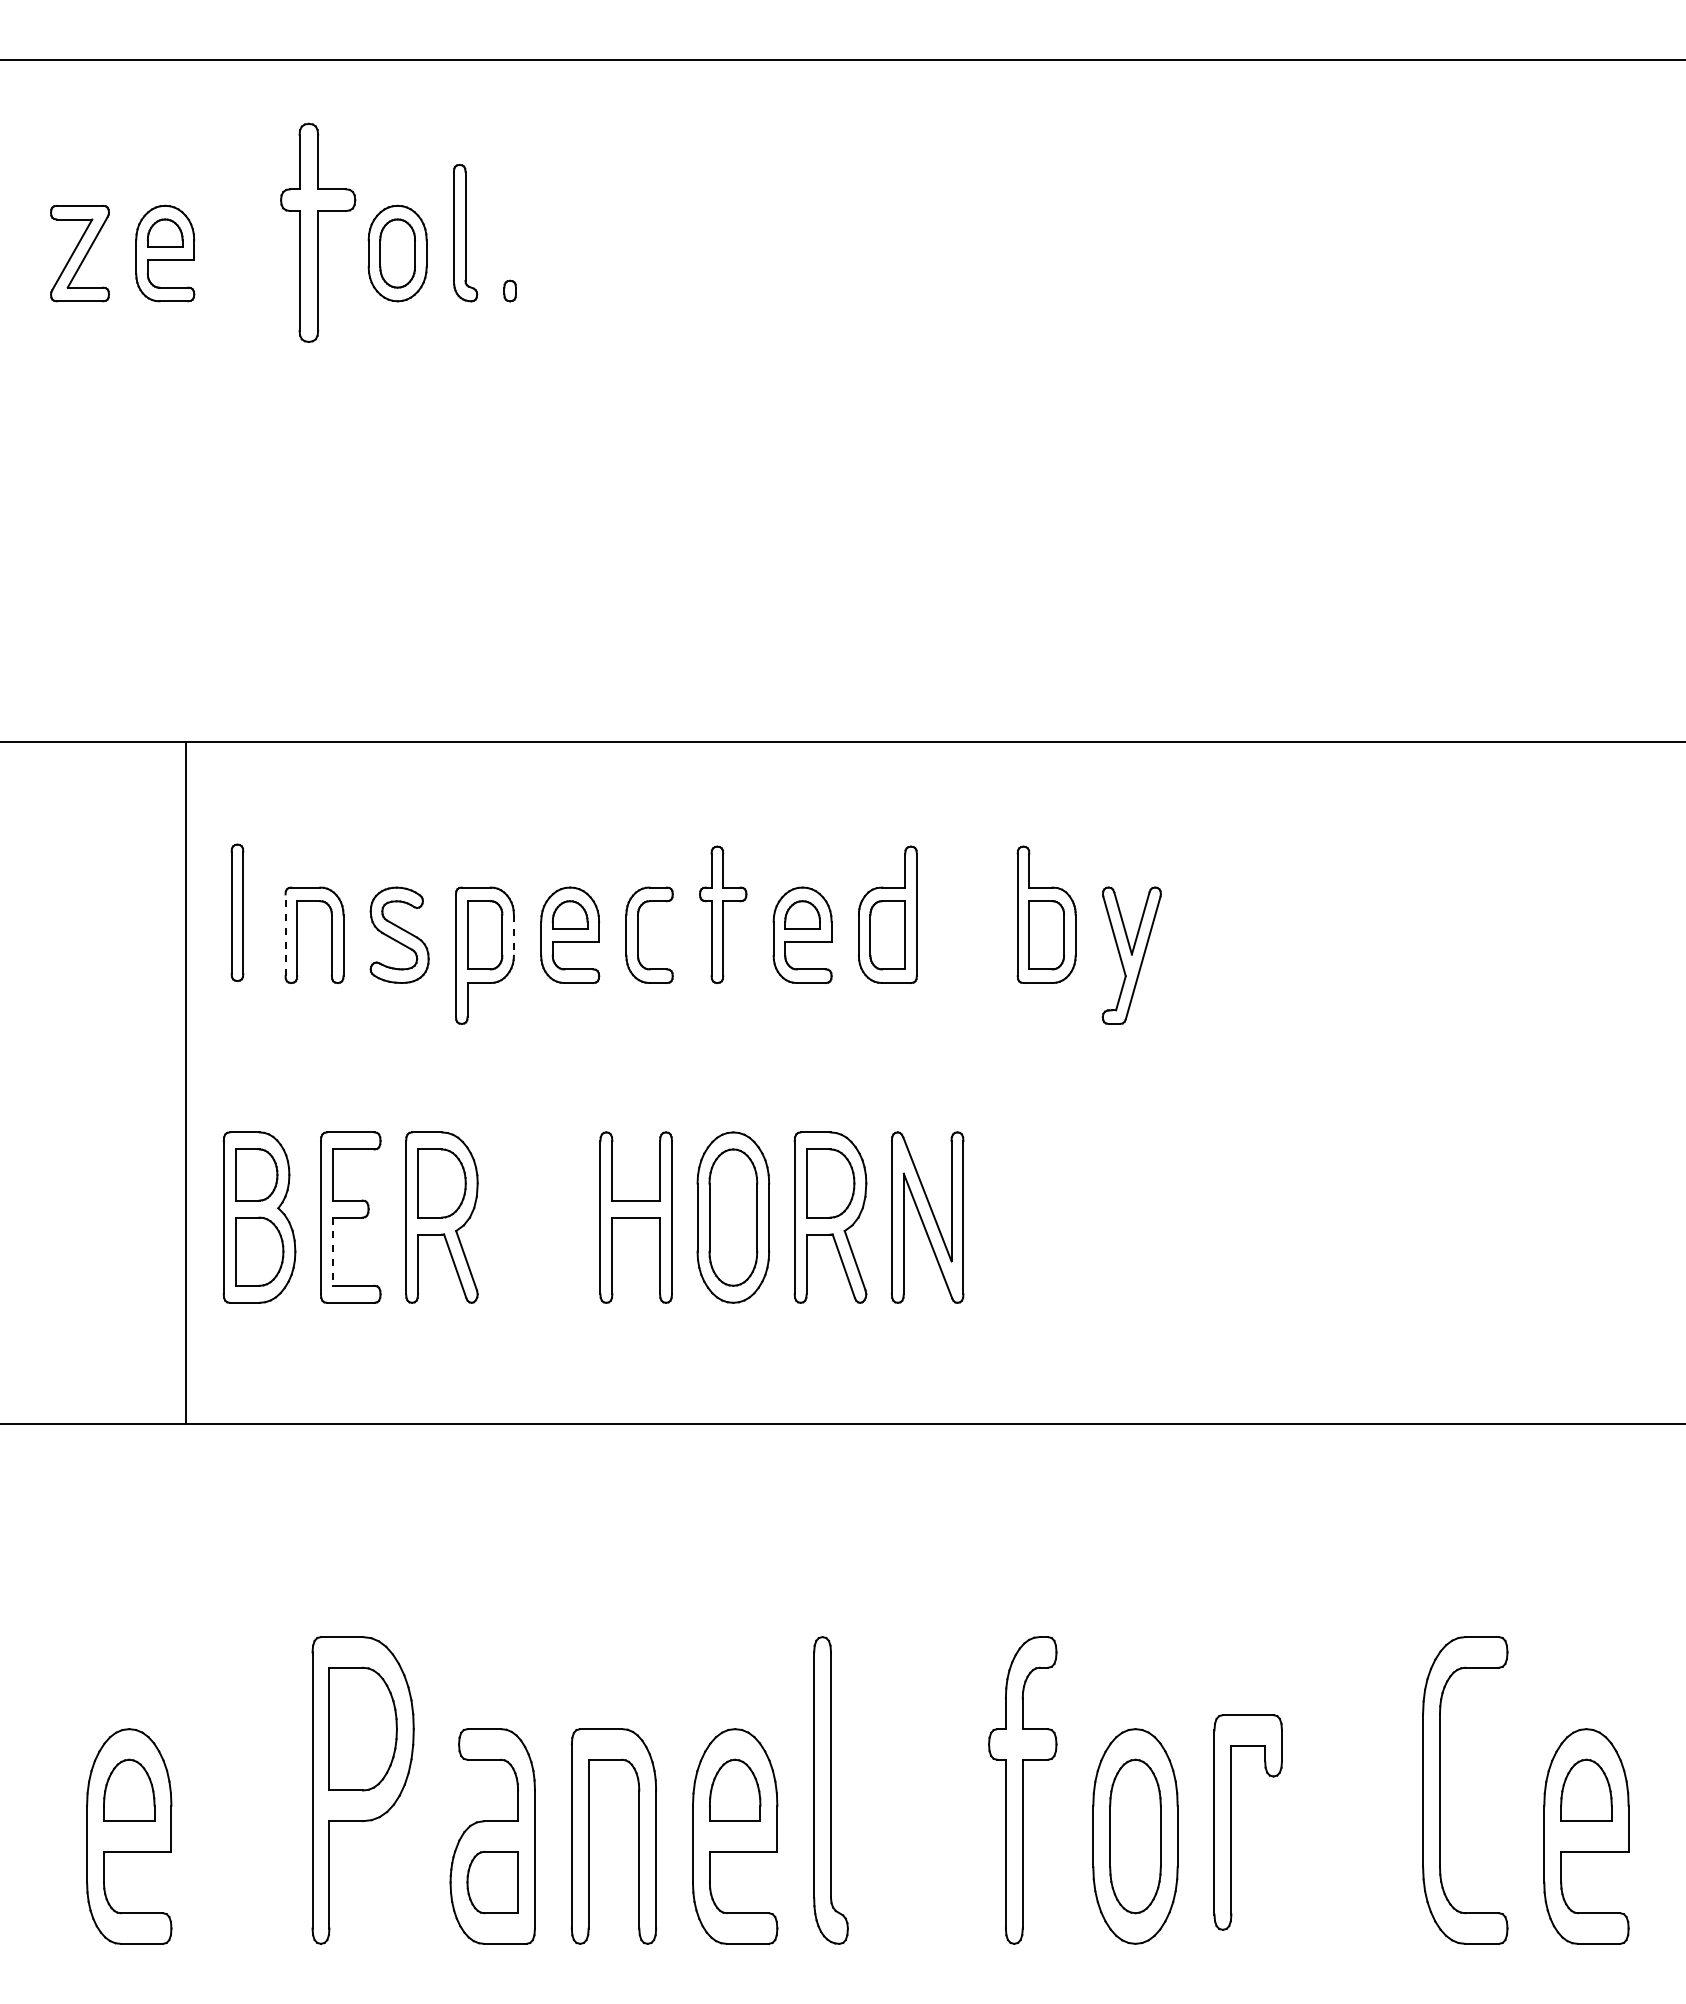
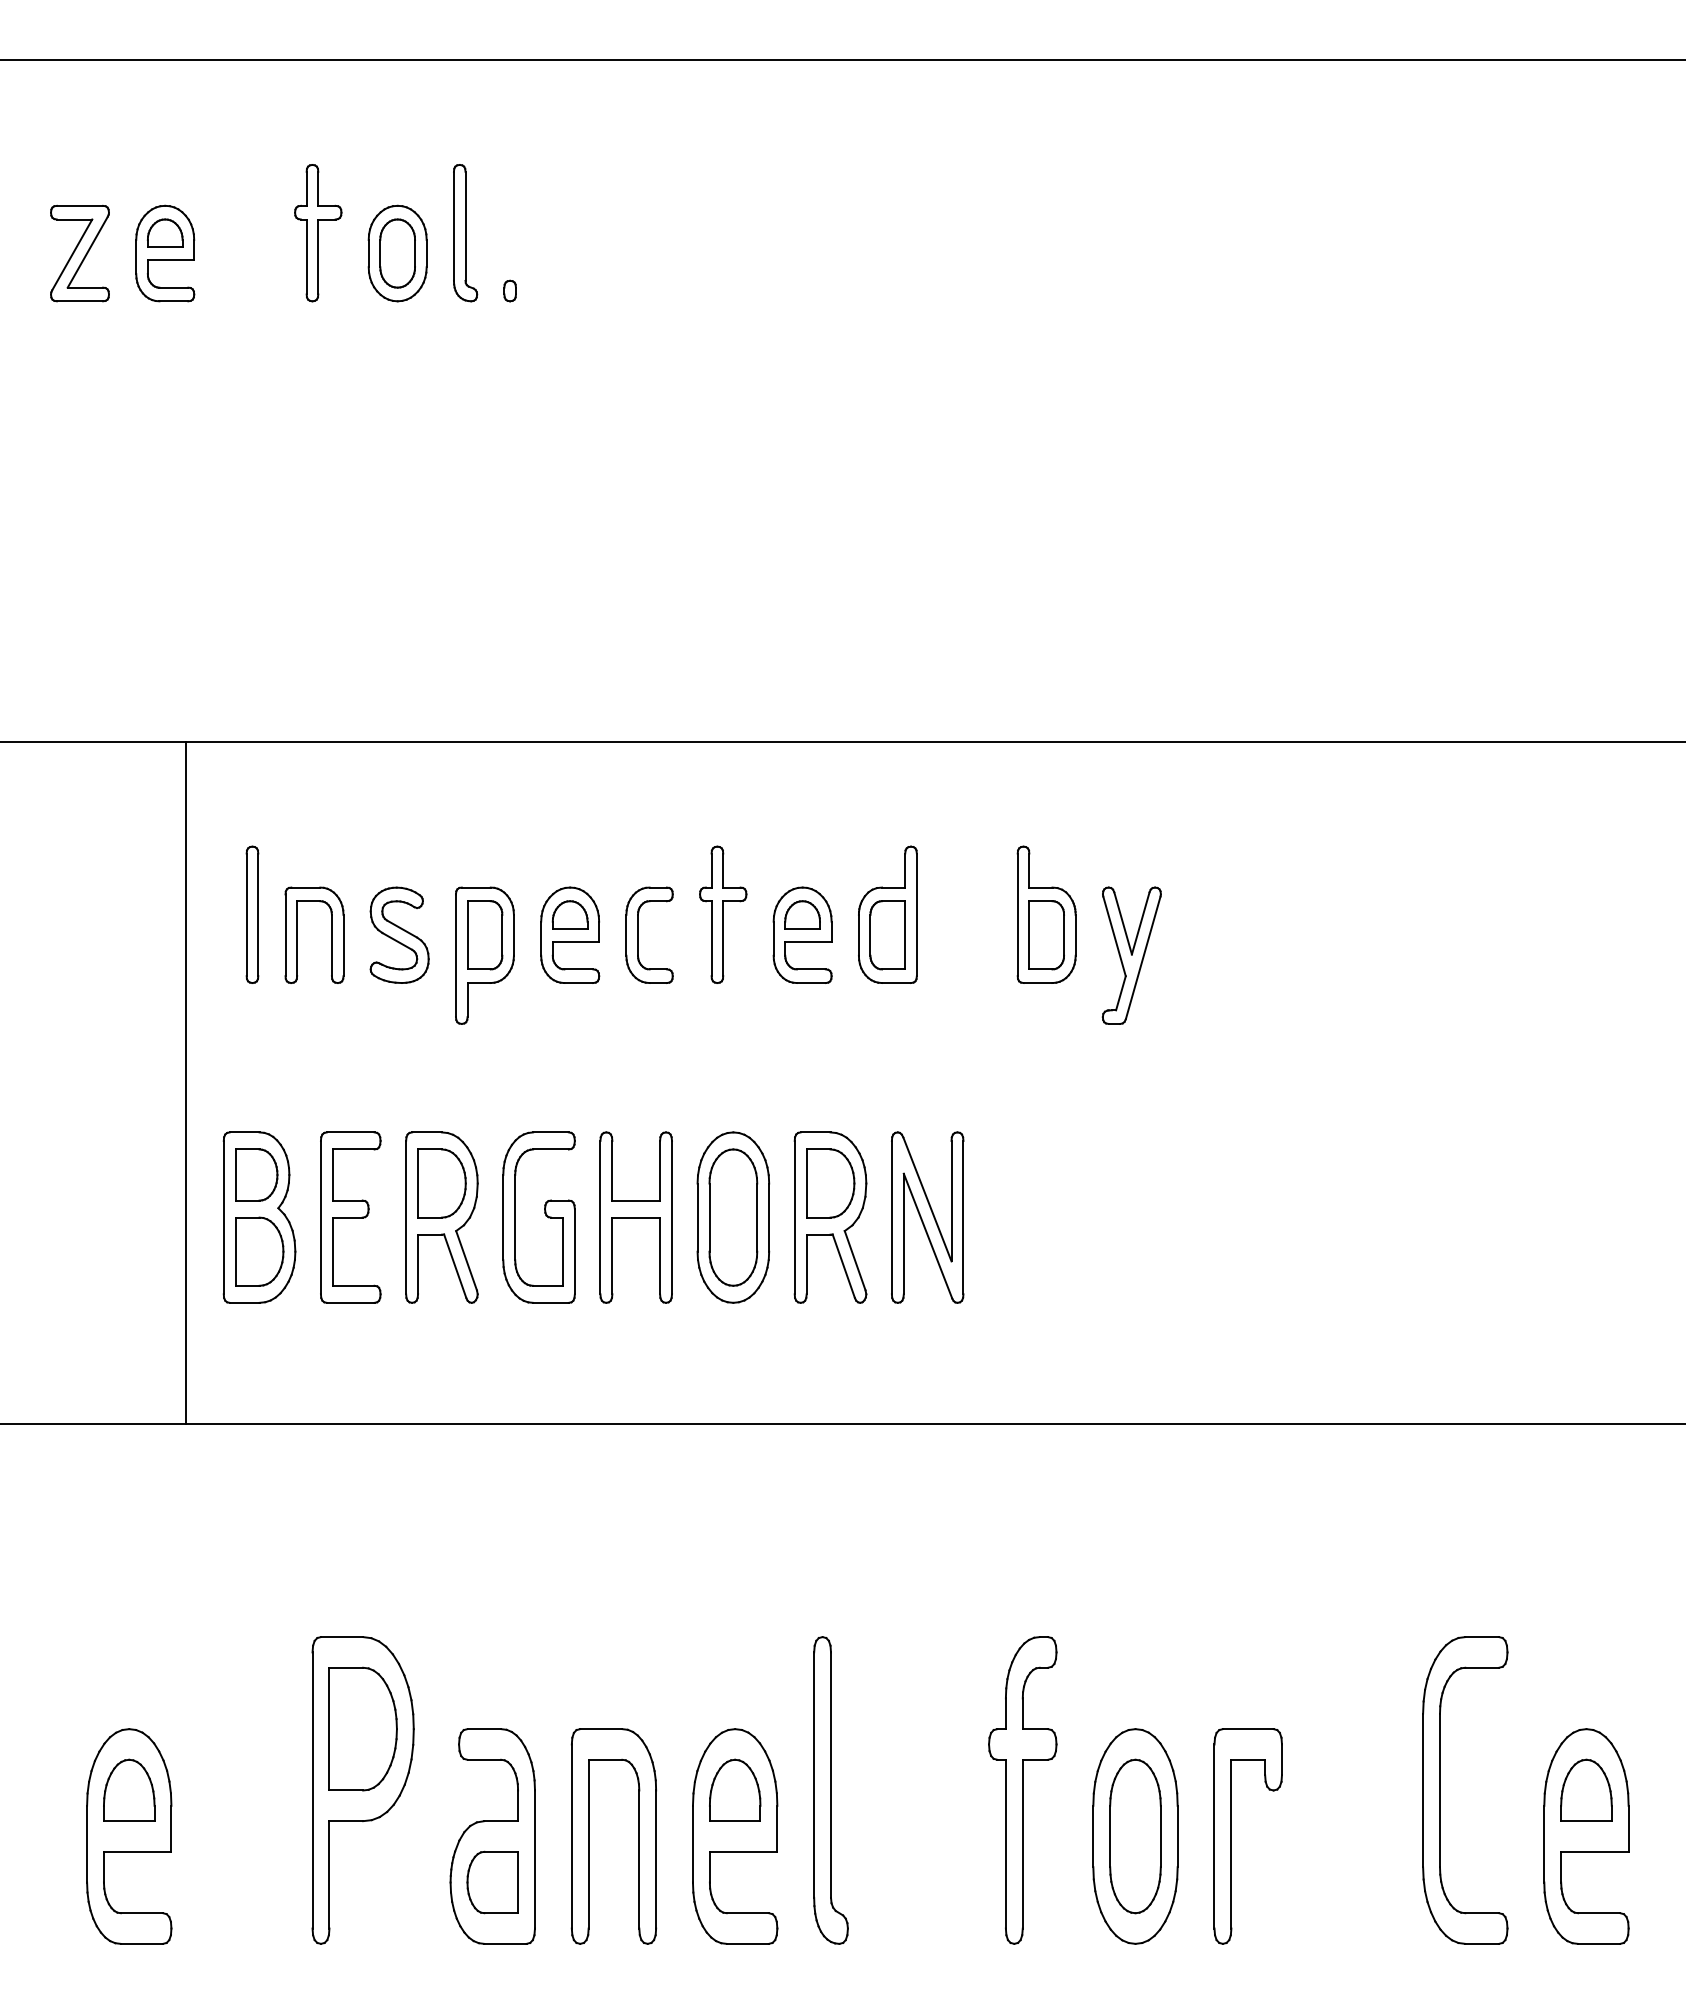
part size: 77x221 px -> 49x139 px (318, 233)
part position: (237, 912) -> (252, 914) (252, 914)
line: dashed -> solid (285, 935)
line: dashed -> solid (513, 935)
part: none -> present (545, 1216)
line: dashed -> solid (332, 1252)
part position: (1231, 1822) -> (1231, 1836) (1231, 1836)
